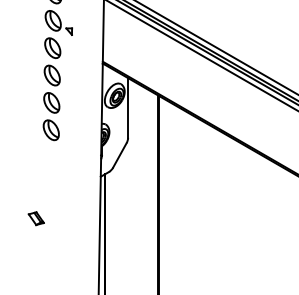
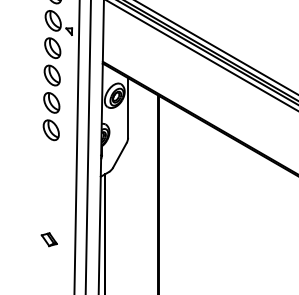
line: none -> present (76, 146)
line: none -> present (87, 146)
part position: (35, 218) -> (48, 239) (48, 239)
